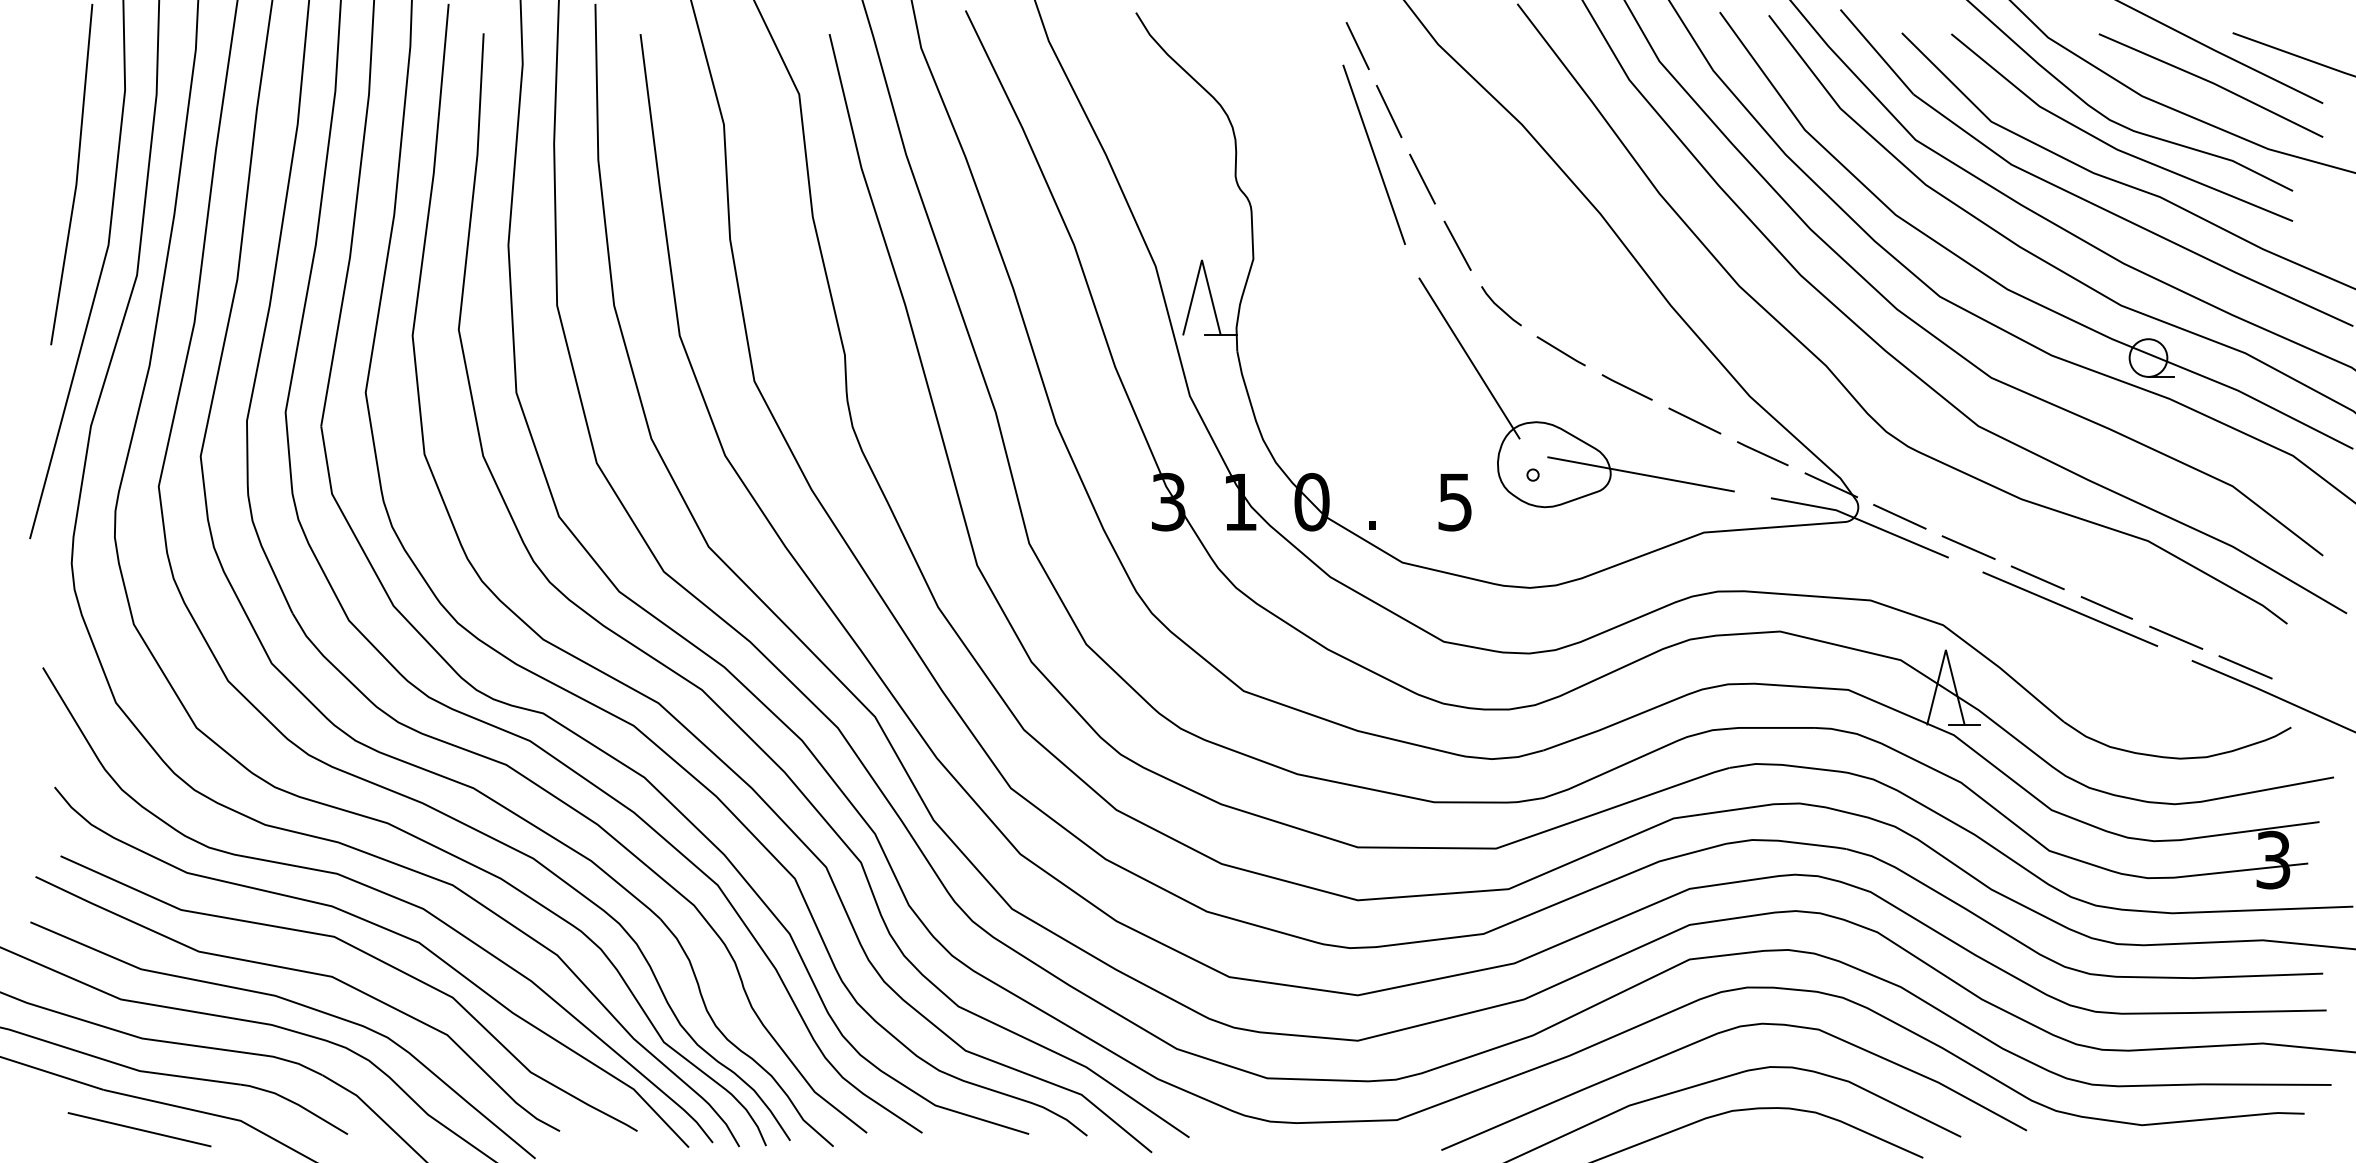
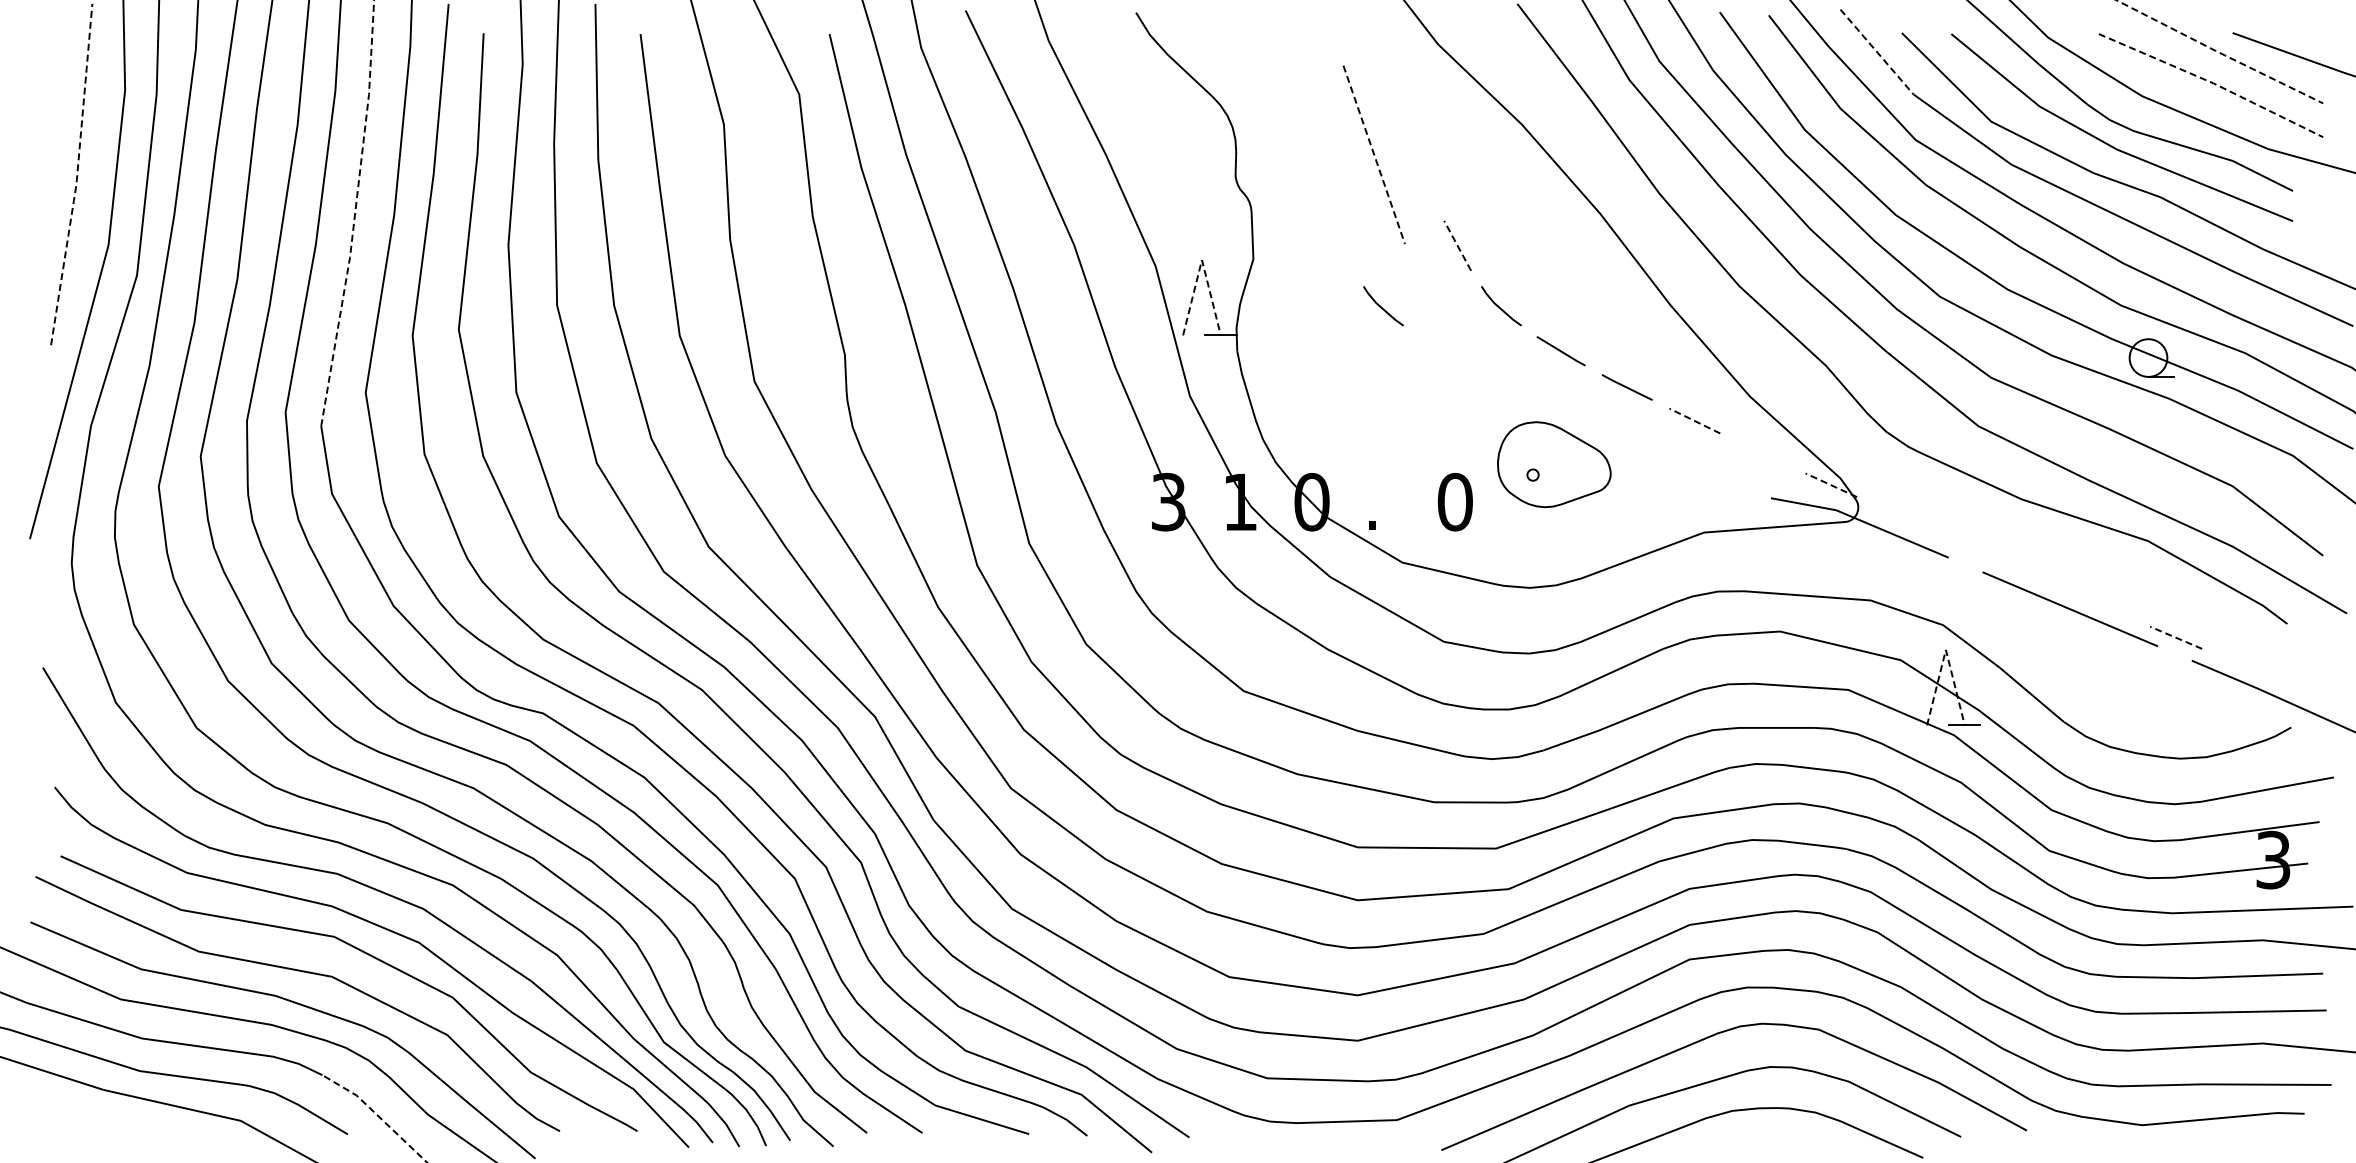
line: present -> none (1357, 46)
line: solid -> dashed (1876, 52)
line: solid -> dashed (2219, 52)
line: solid -> dashed (2213, 83)
line: present -> none (1388, 111)
line: solid -> dashed (1374, 155)
line: solid -> dashed (77, 175)
line: present -> none (1422, 178)
line: solid -> dashed (355, 213)
line: solid -> dashed (1457, 246)
line: solid -> dashed (1201, 260)
line: none -> present (1382, 307)
line: present -> none (1469, 358)
line: solid -> dashed (1694, 420)
line: present -> none (1762, 453)
line: present -> none (1640, 474)
line: solid -> dashed (1830, 485)
text: 5 -> 0 (1454, 501)
line: present -> none (1899, 516)
line: present -> none (1968, 547)
line: present -> none (2037, 577)
line: present -> none (2106, 607)
line: solid -> dashed (2175, 637)
line: solid -> dashed (1945, 649)
line: present -> none (2245, 667)
line: solid -> dashed (376, 1114)
line: present -> none (139, 1129)
